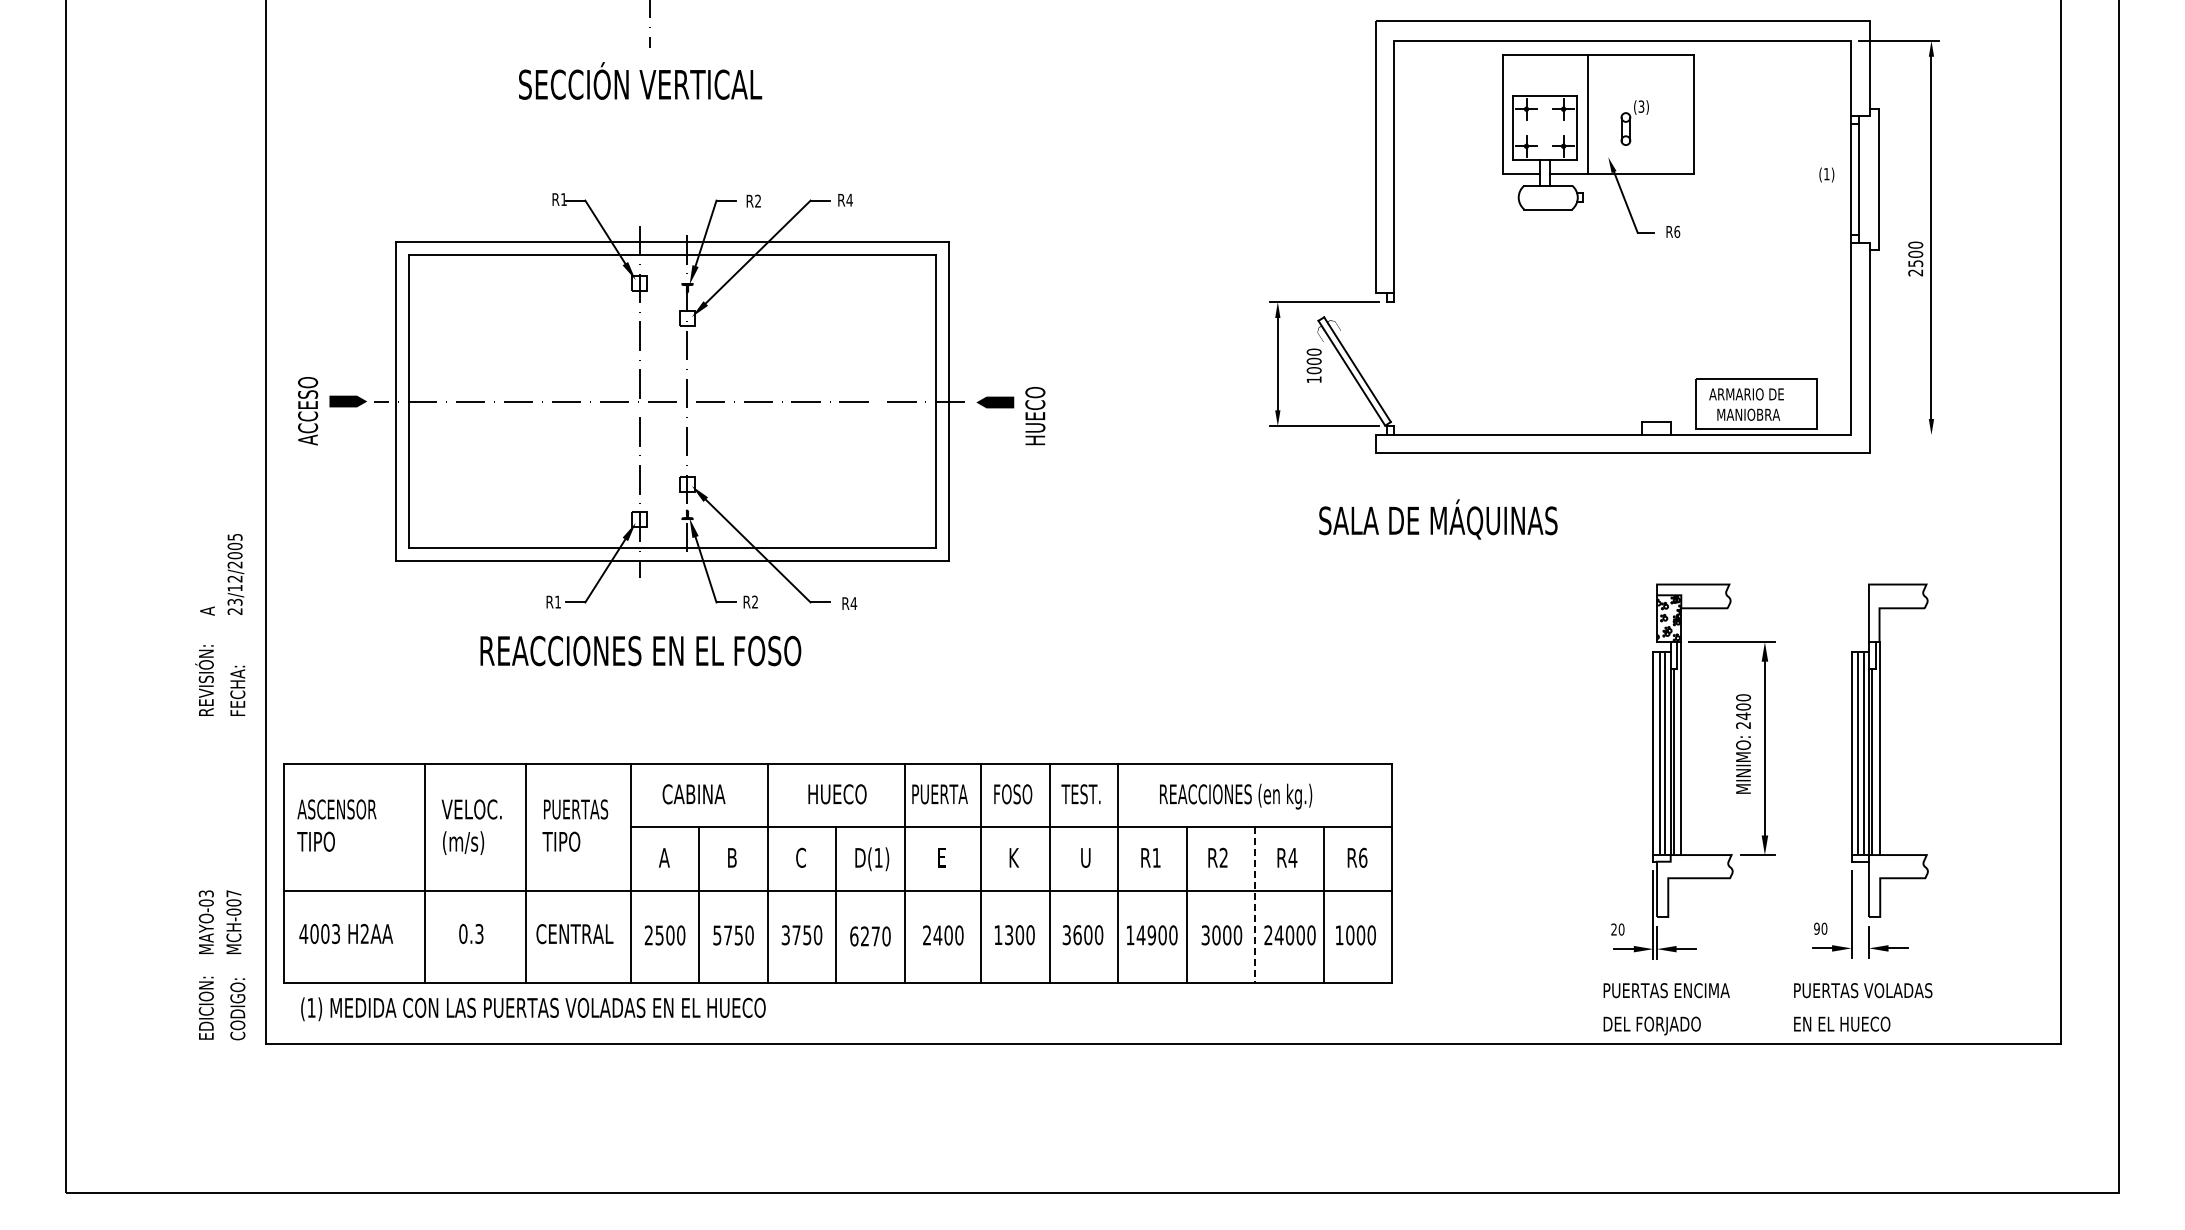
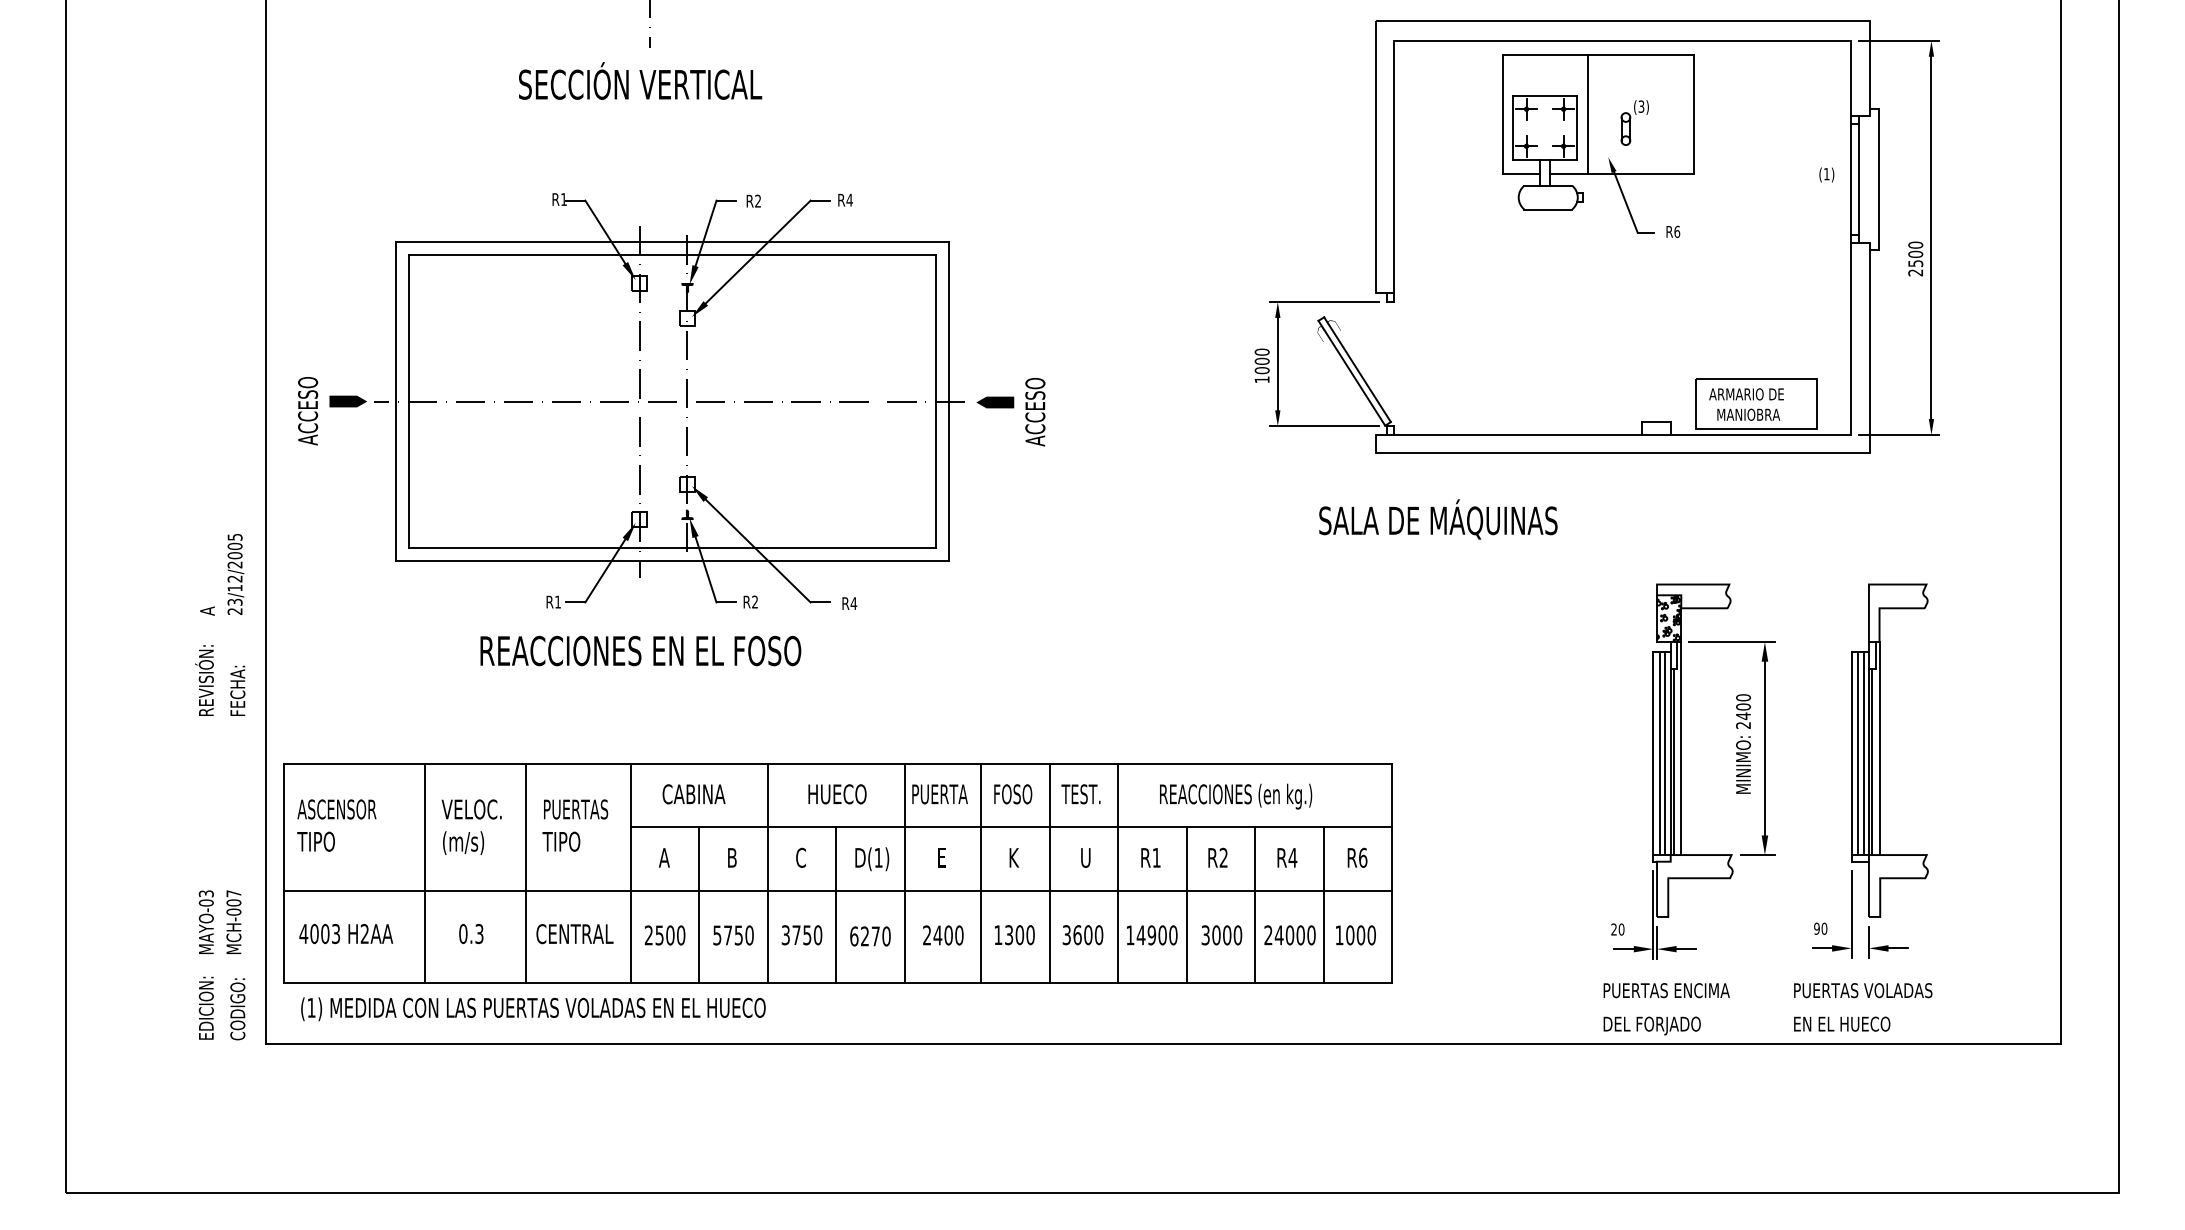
text position: (1313, 365) -> (1261, 365) (1261, 365)
text: HUECO -> ACCESO (1035, 412)
line: none -> present (1899, 434)
line: dashed -> solid (1255, 905)
